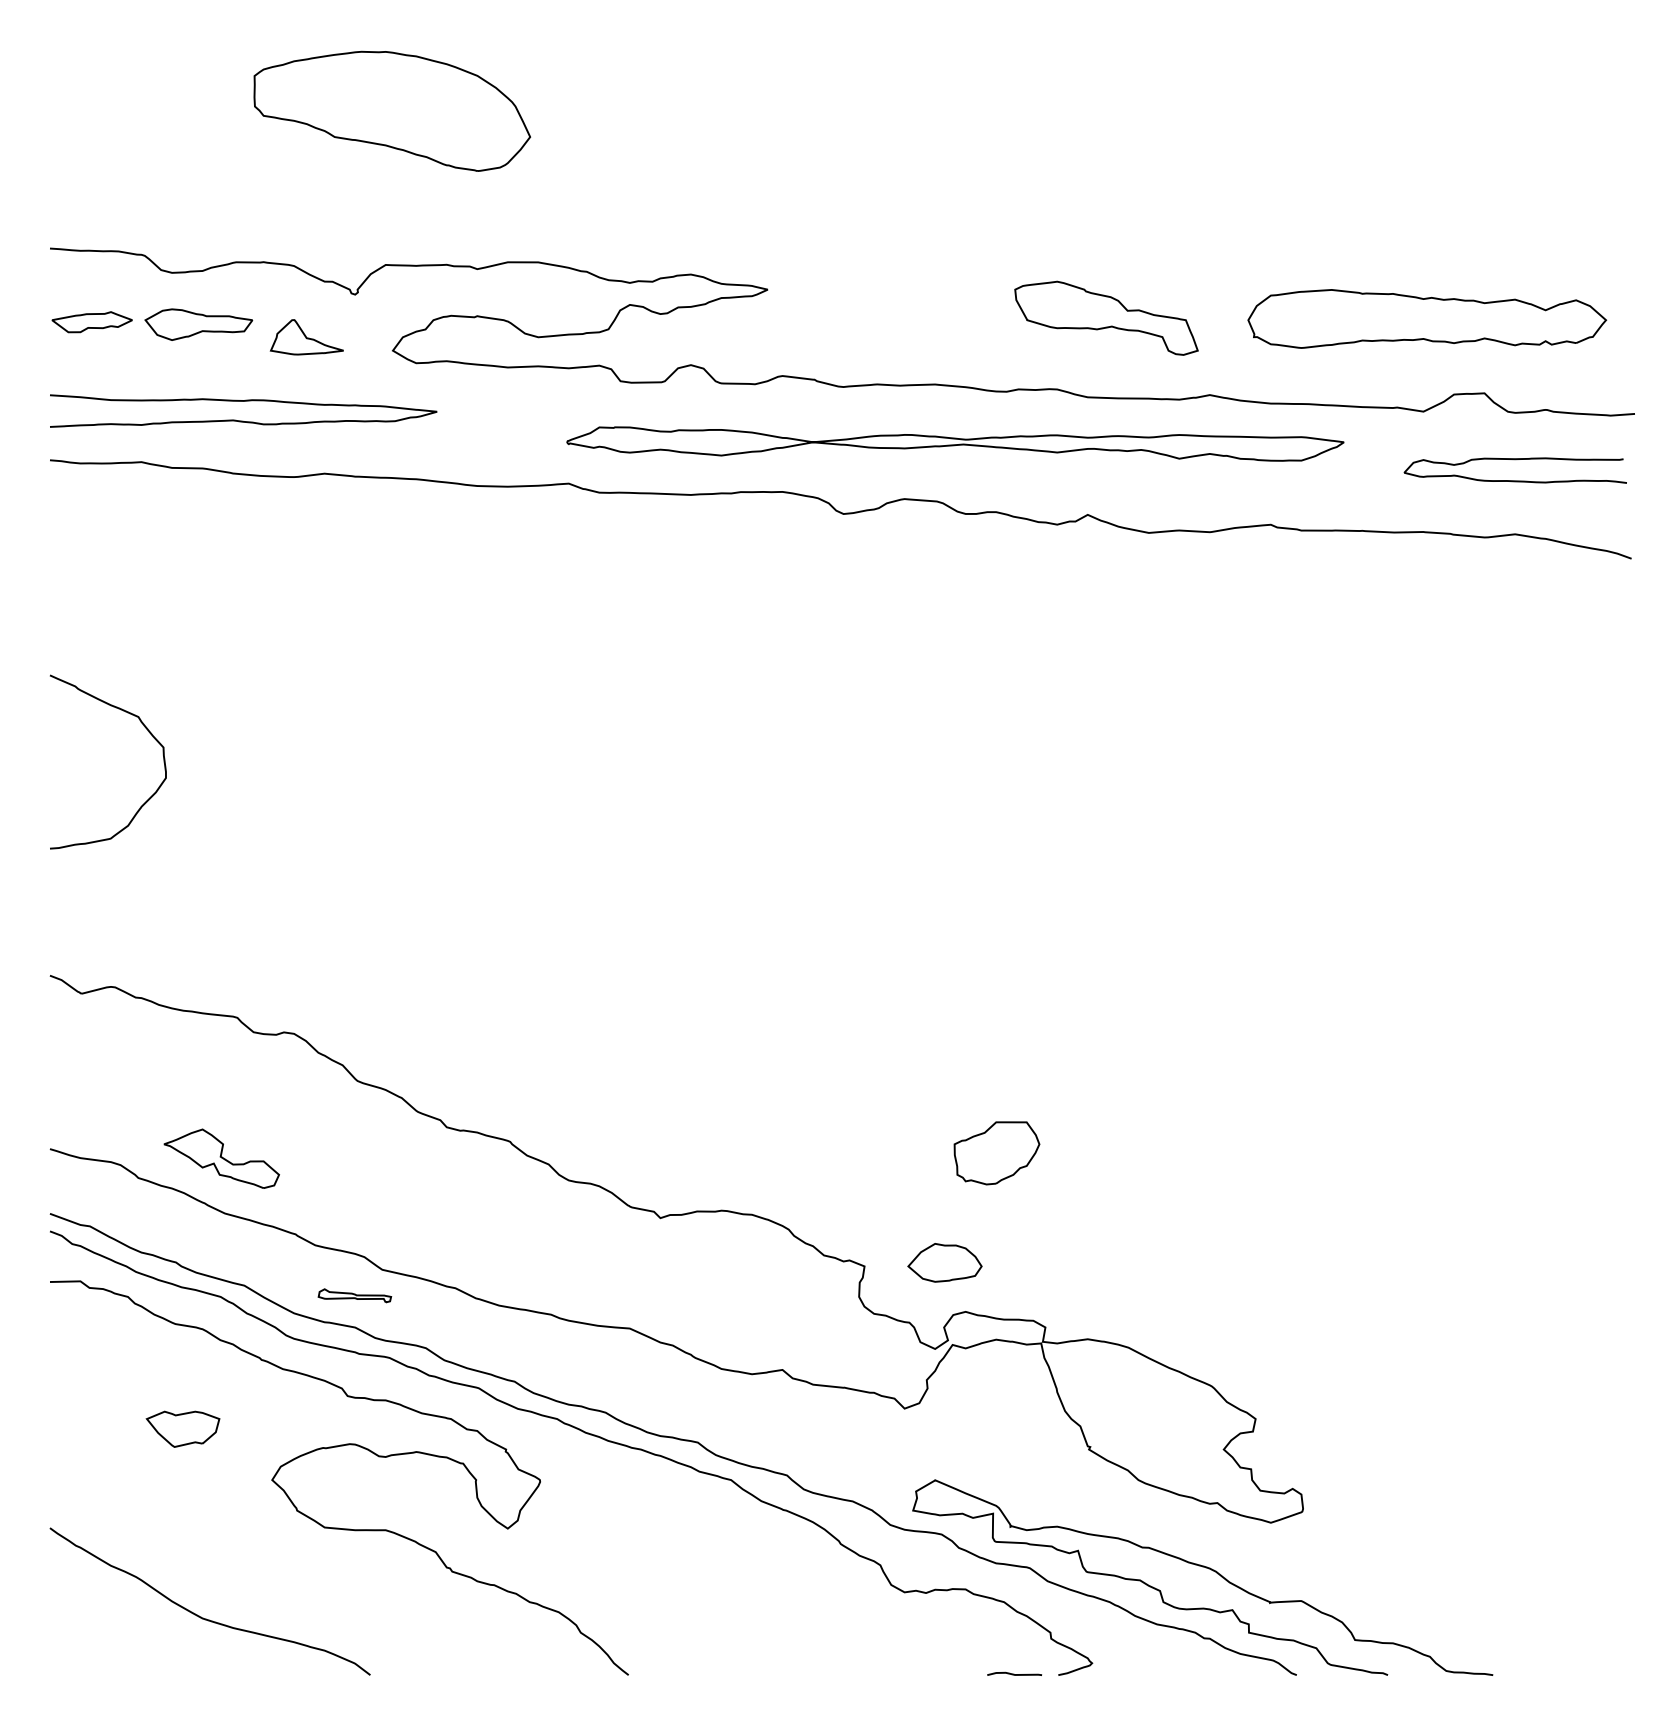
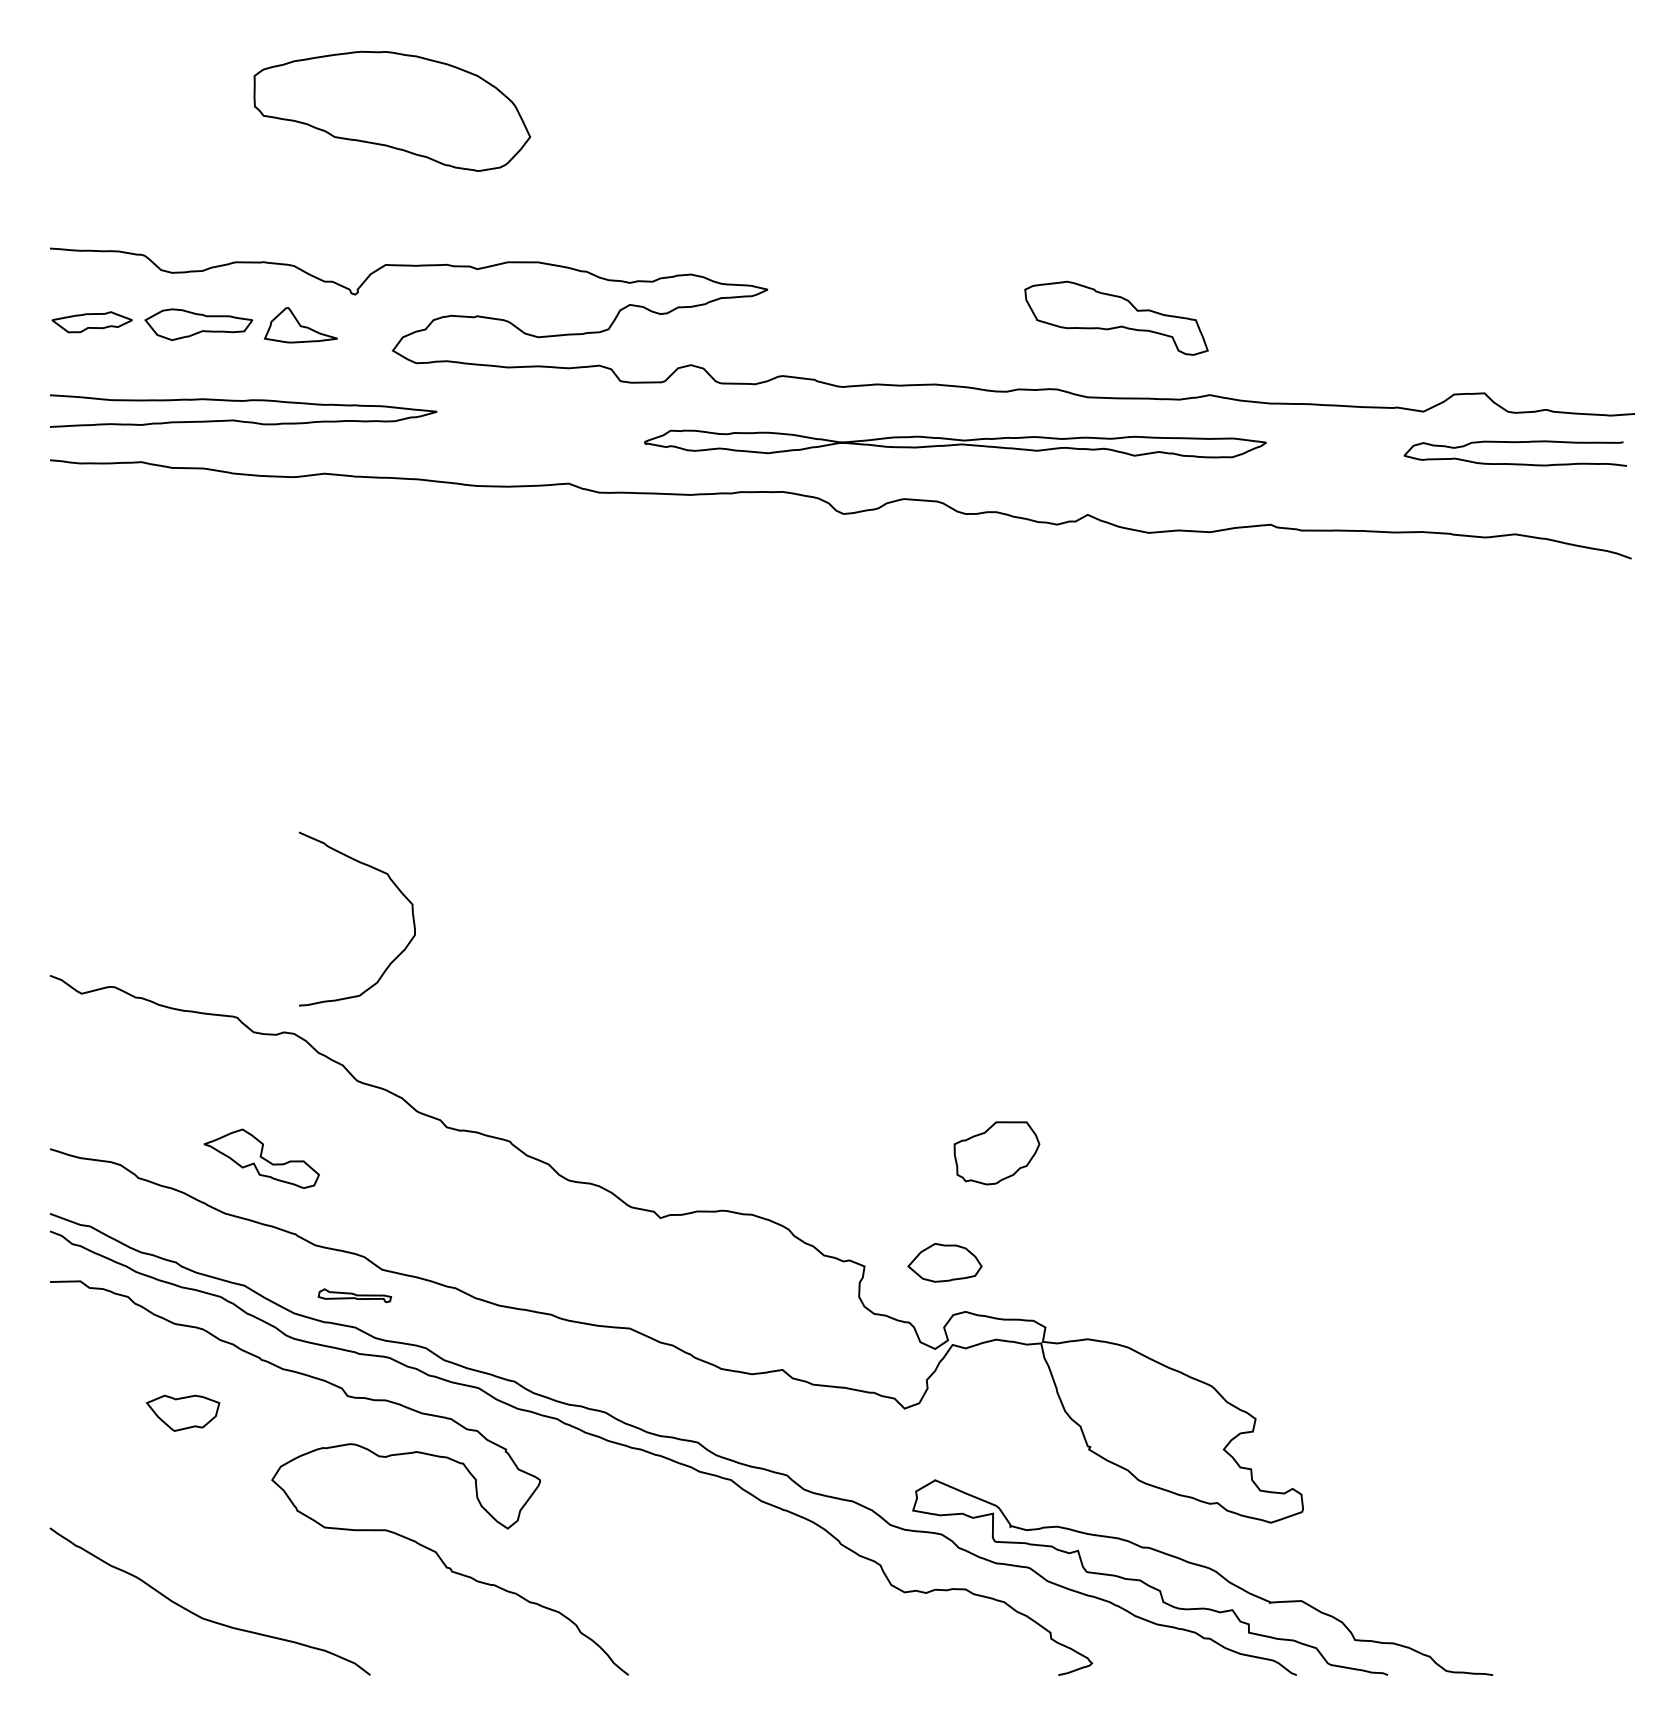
part position: (1106, 317) -> (1116, 317) (1116, 317)
part: present -> none (1427, 318)
part position: (306, 337) -> (300, 325) (300, 325)
part size: 779x36 px -> 623x30 px (955, 443)
curve position: (1514, 460) -> (1514, 443) (1514, 443)
curve position: (148, 732) -> (397, 889) (397, 889)
part position: (221, 1158) -> (261, 1158) (261, 1158)
part position: (182, 1428) -> (182, 1412) (182, 1412)
curve: present -> none (1014, 1673)
